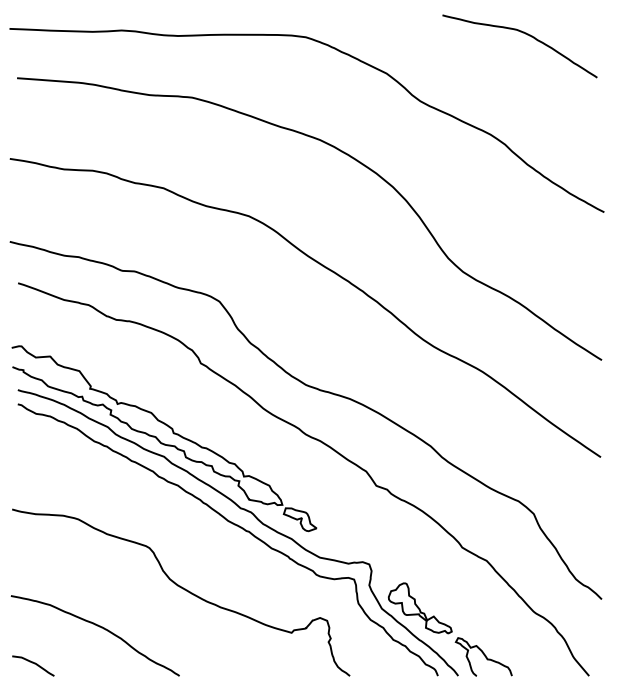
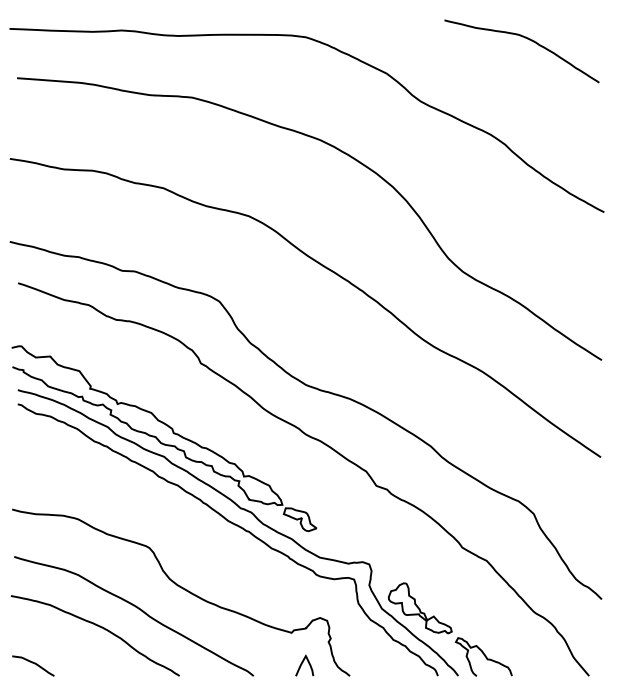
curve position: (522, 33) -> (524, 38) (524, 38)
curve: none -> present (138, 609)
curve: none -> present (302, 664)
